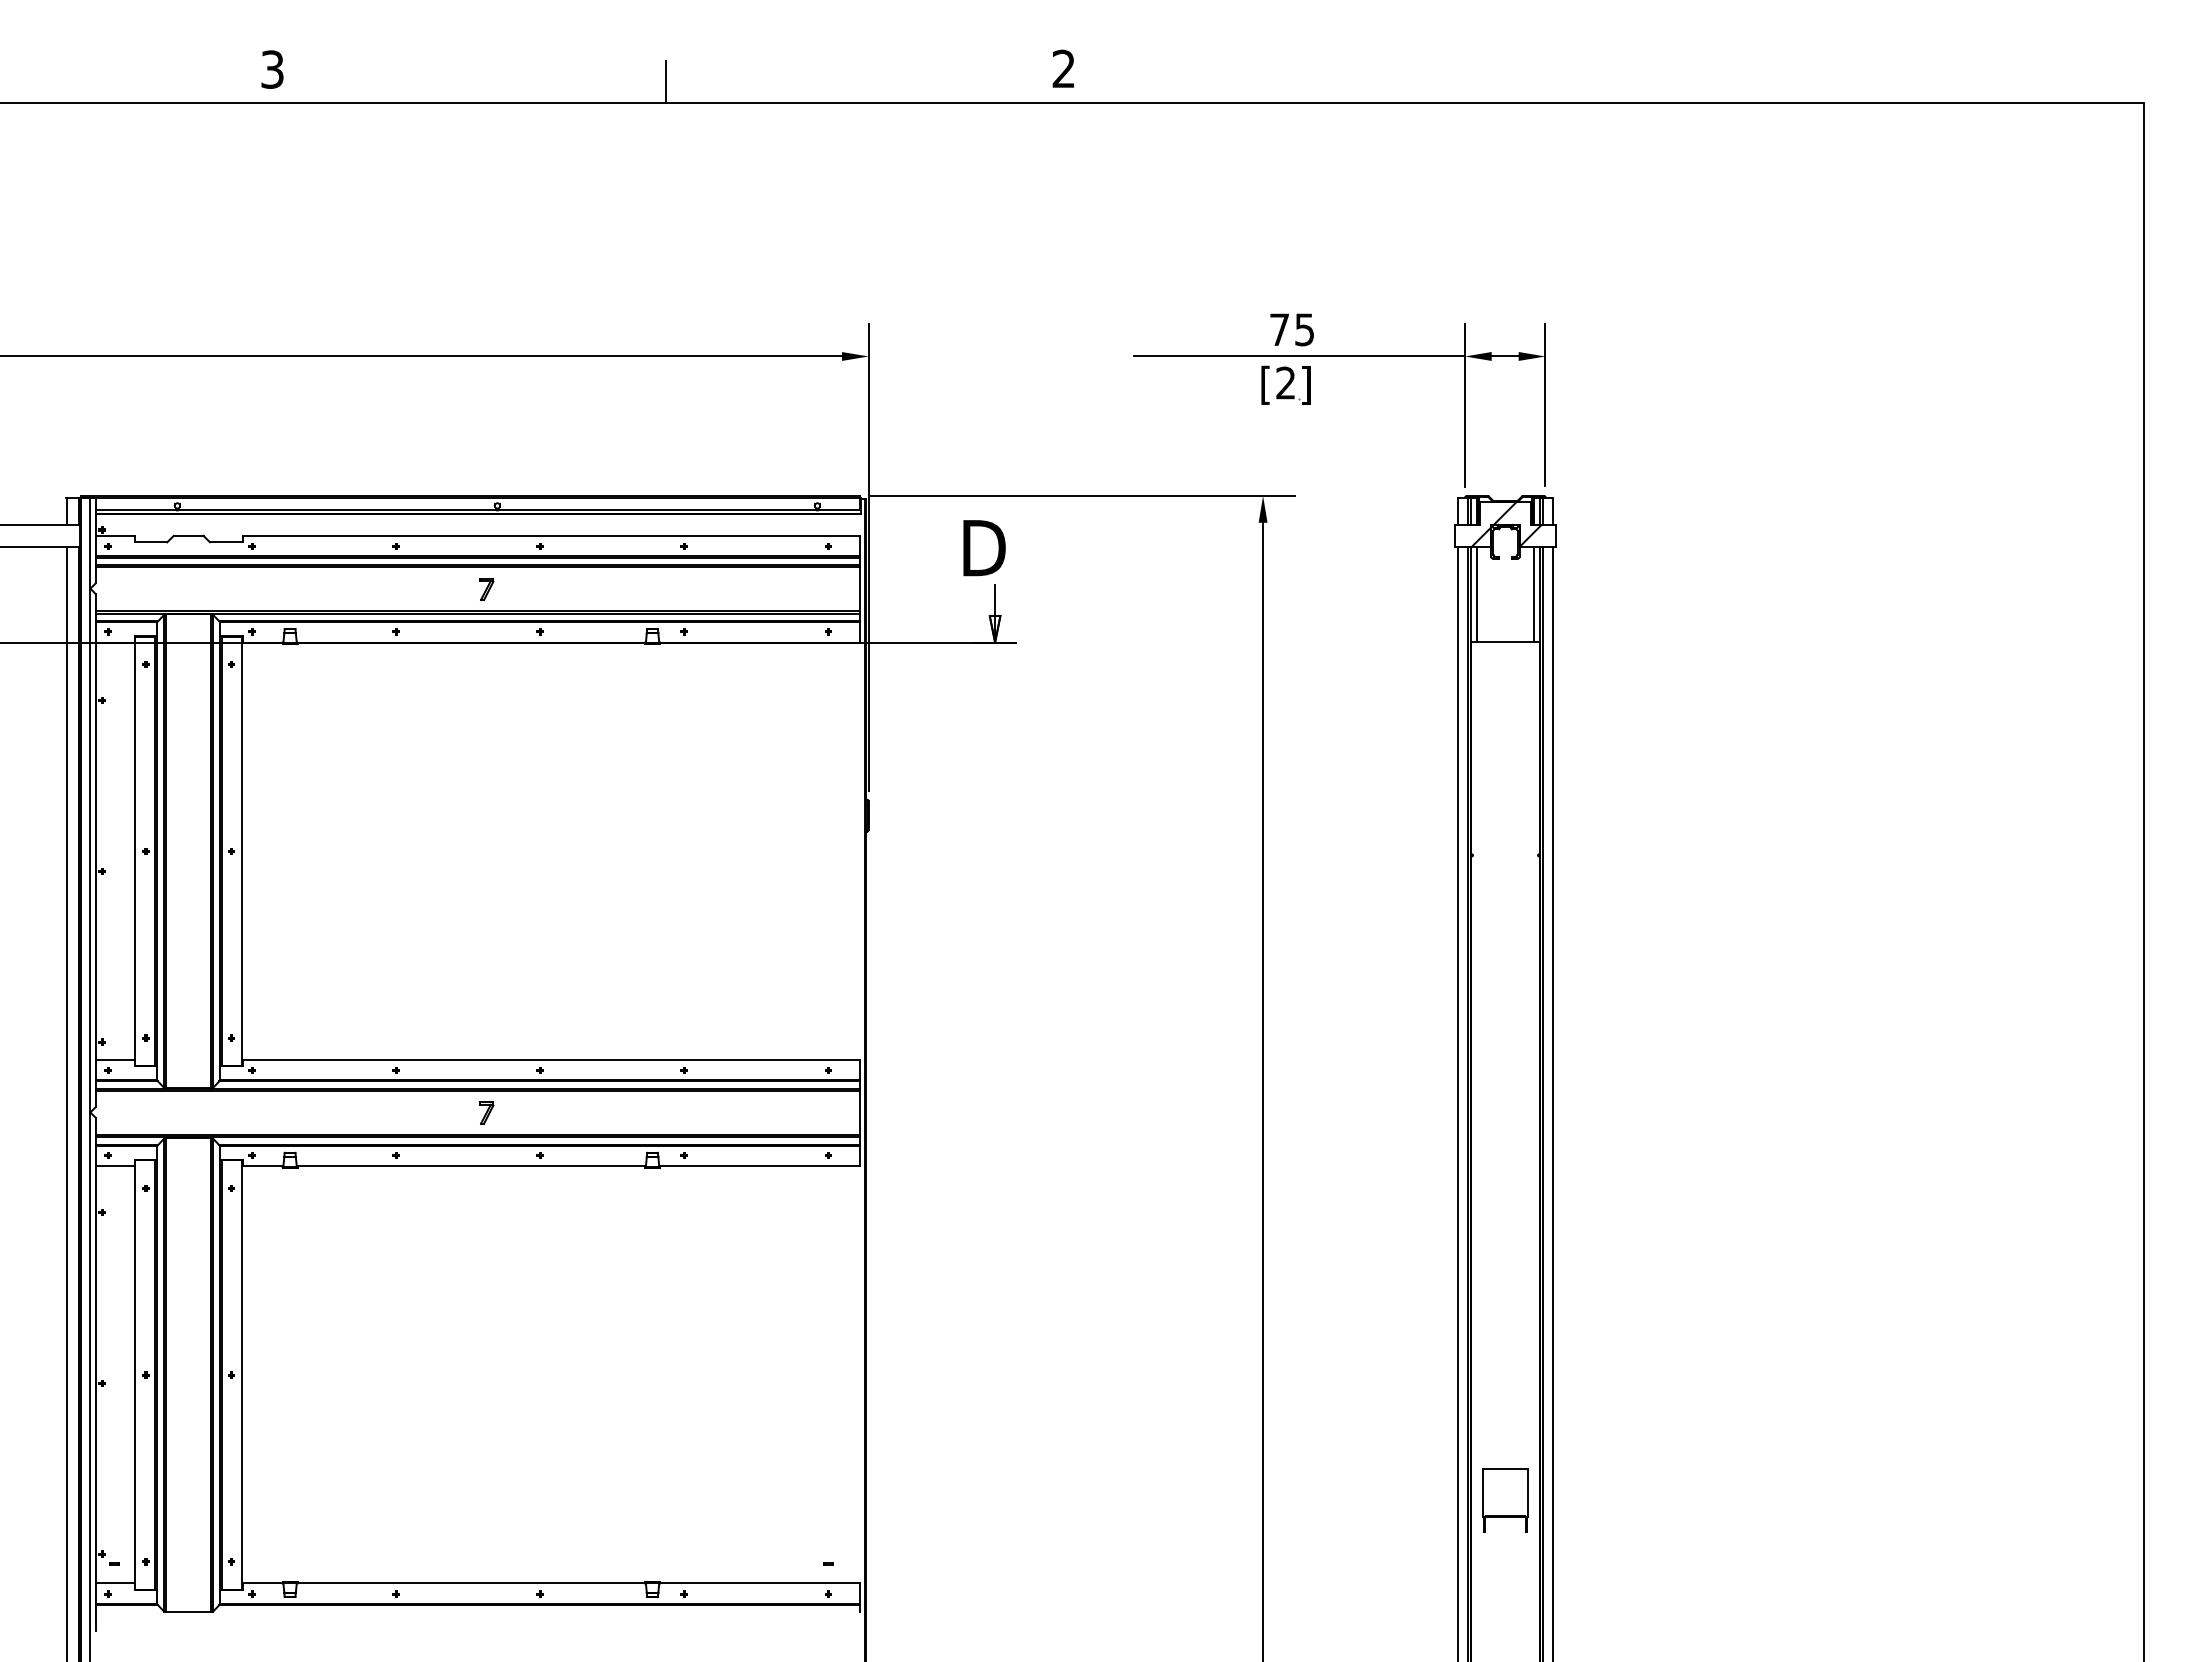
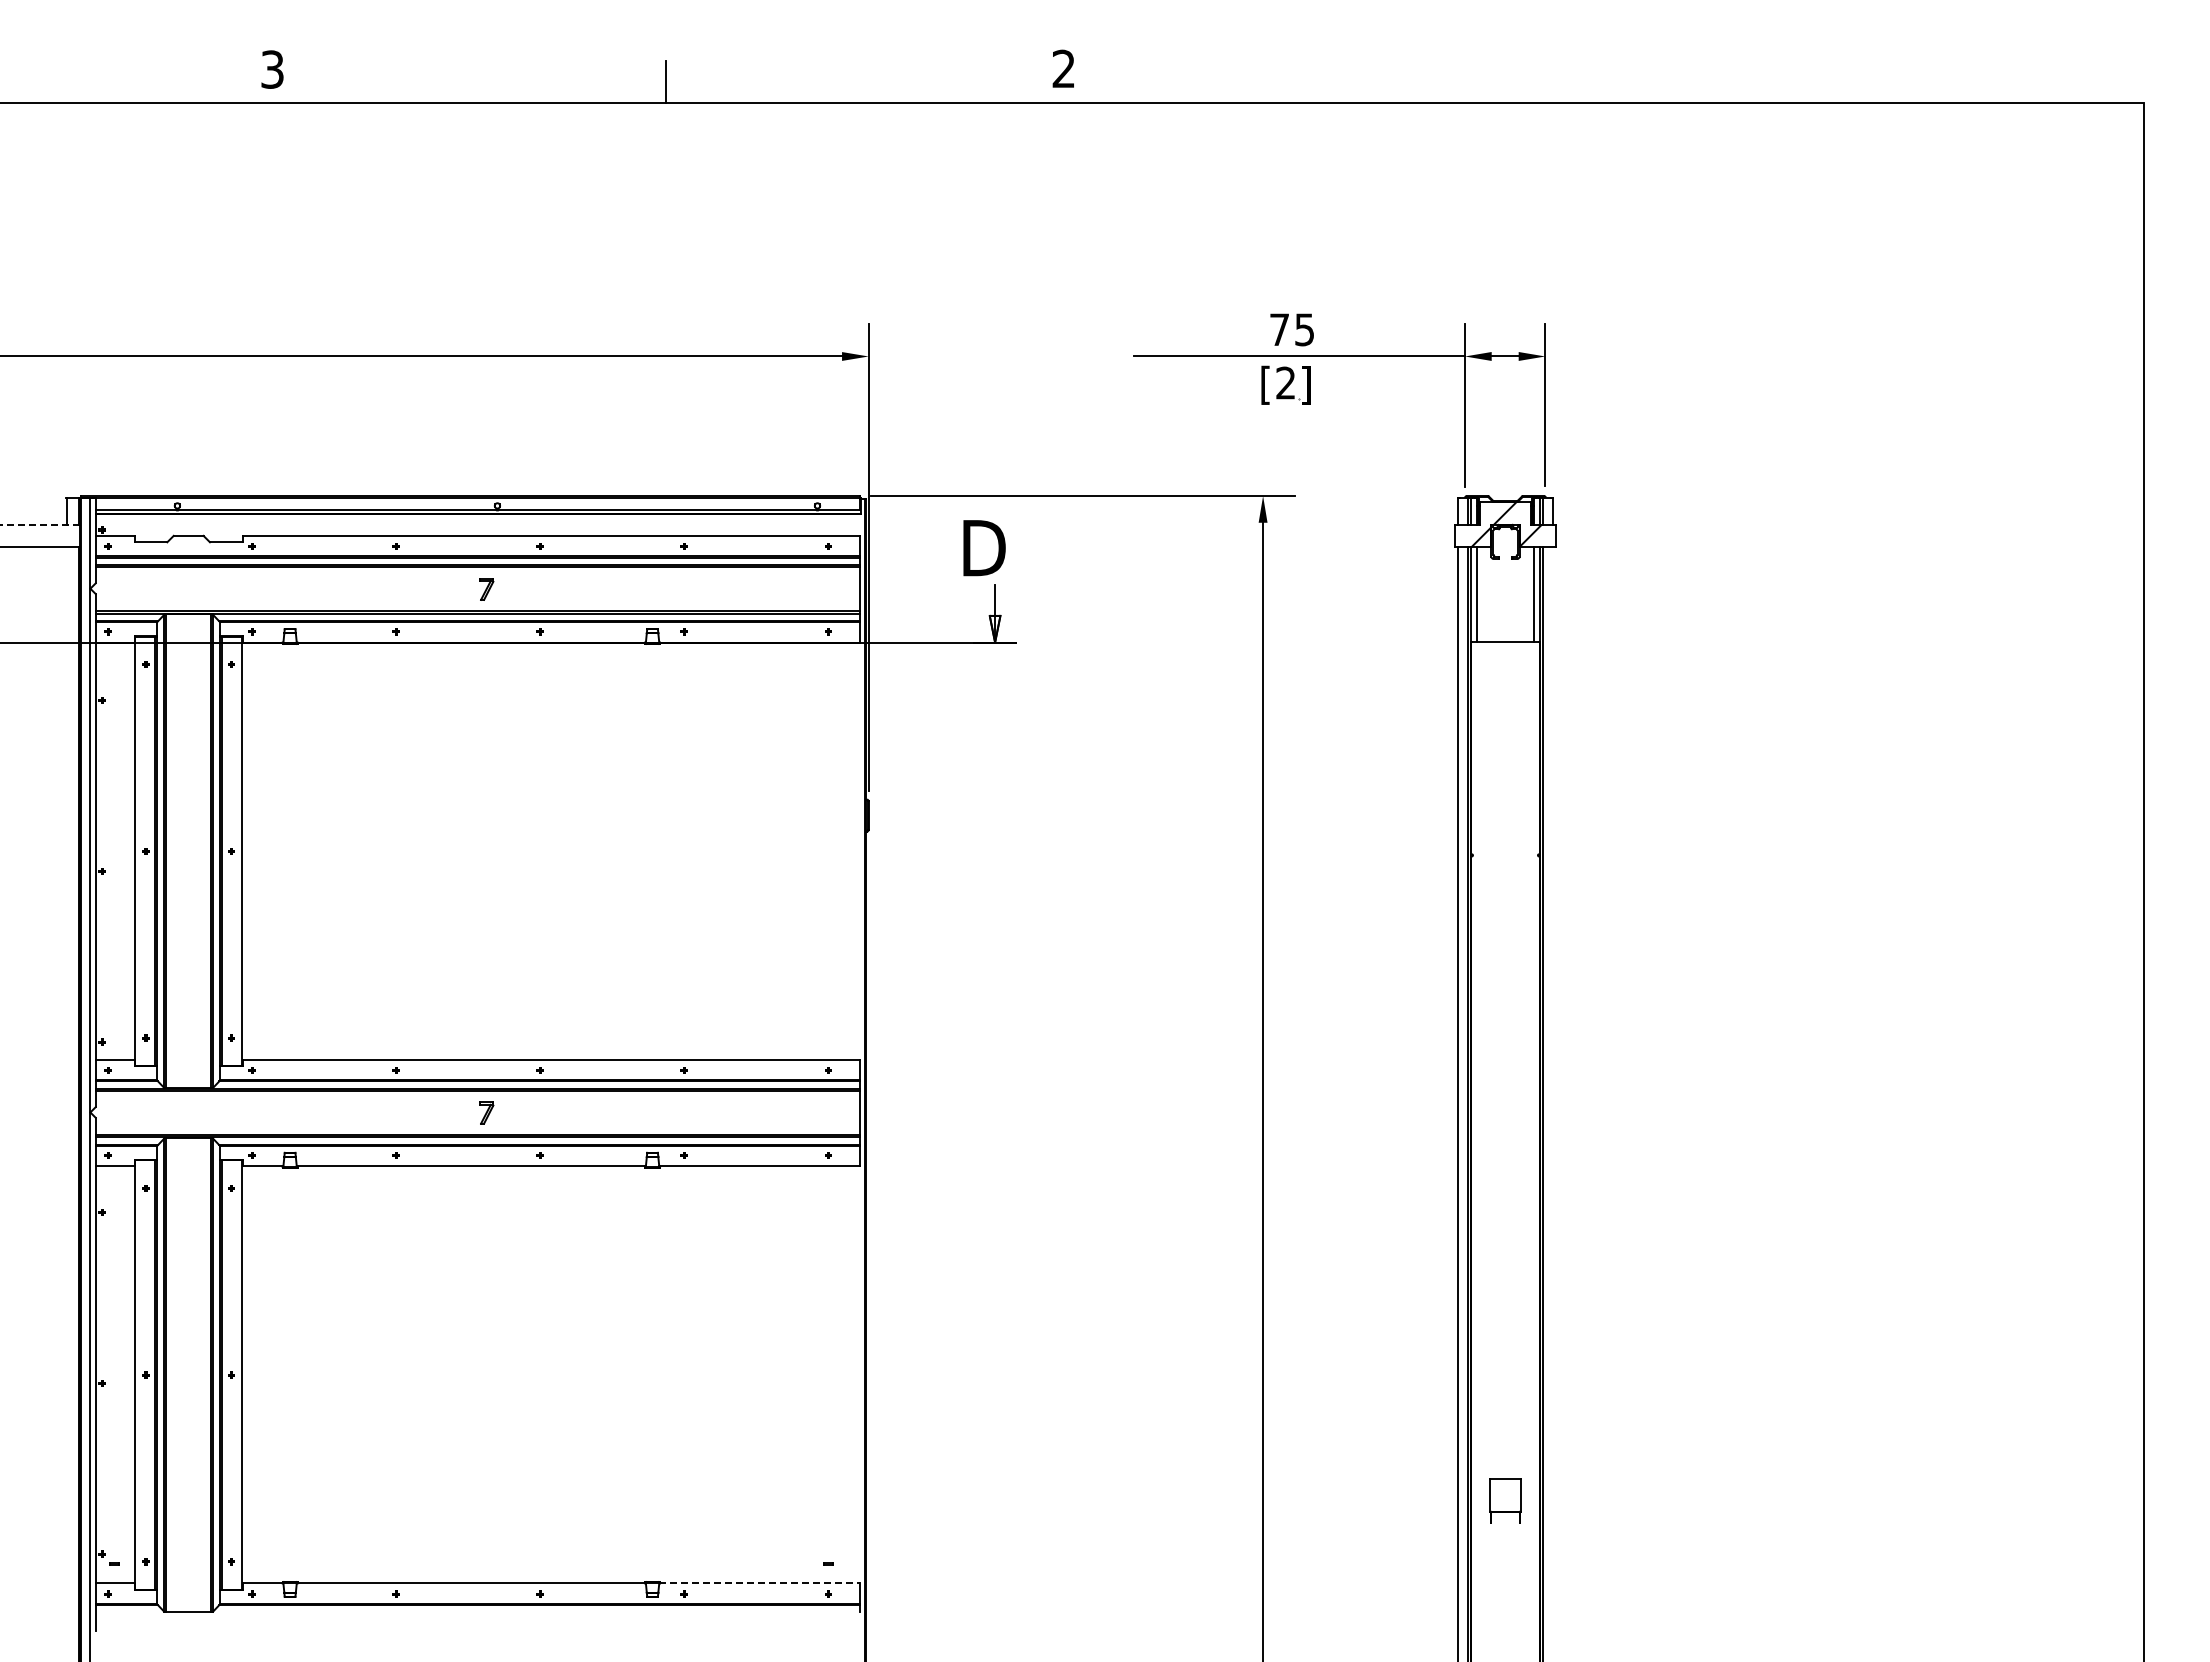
line: solid -> dashed (39, 524)
line: present -> none (67, 1102)
line: present -> none (1553, 1102)
part size: 47x65 px -> 33x46 px (1505, 1500)
line: solid -> dashed (760, 1583)
